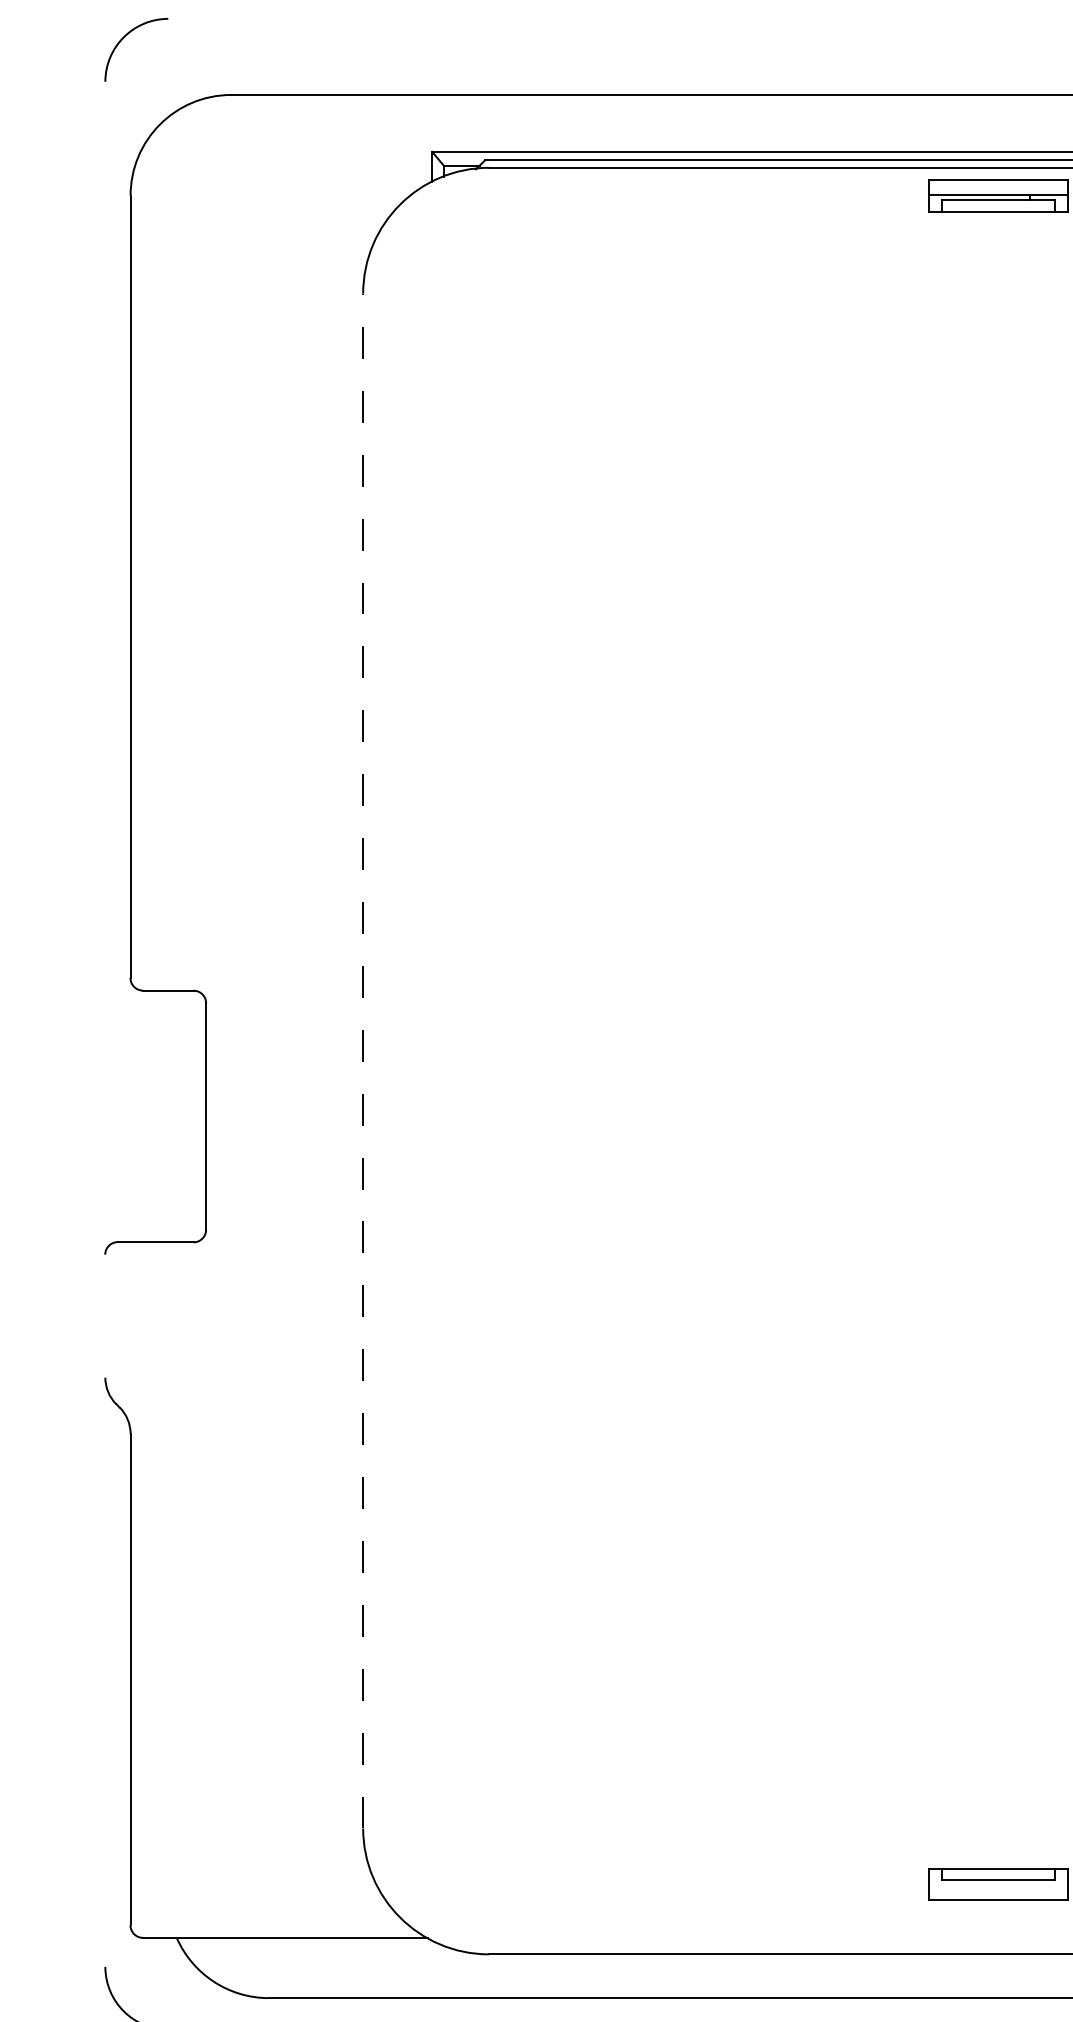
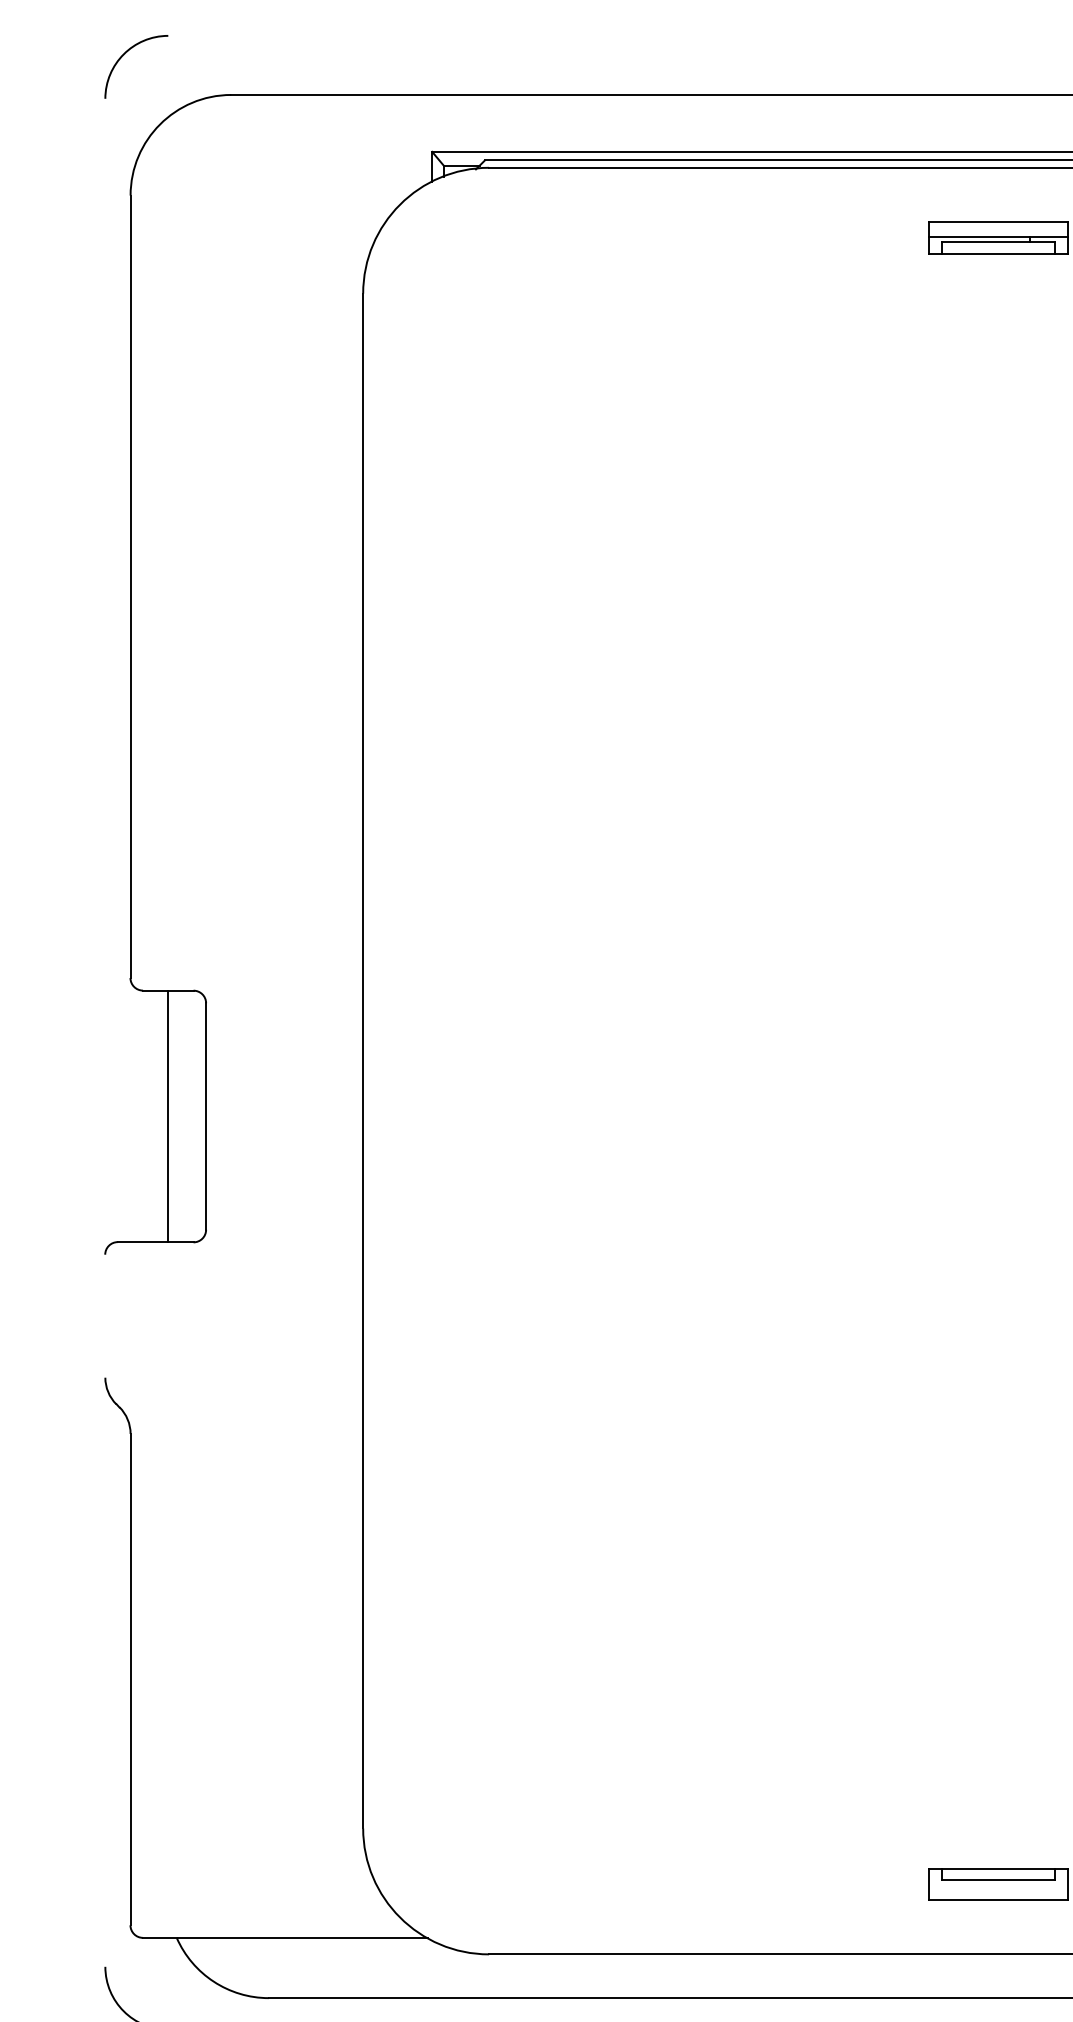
arc position: (125, 37) -> (125, 54) (125, 54)
part position: (998, 195) -> (998, 237) (998, 237)
line: dashed -> solid (363, 1060)
line: none -> present (168, 1116)
